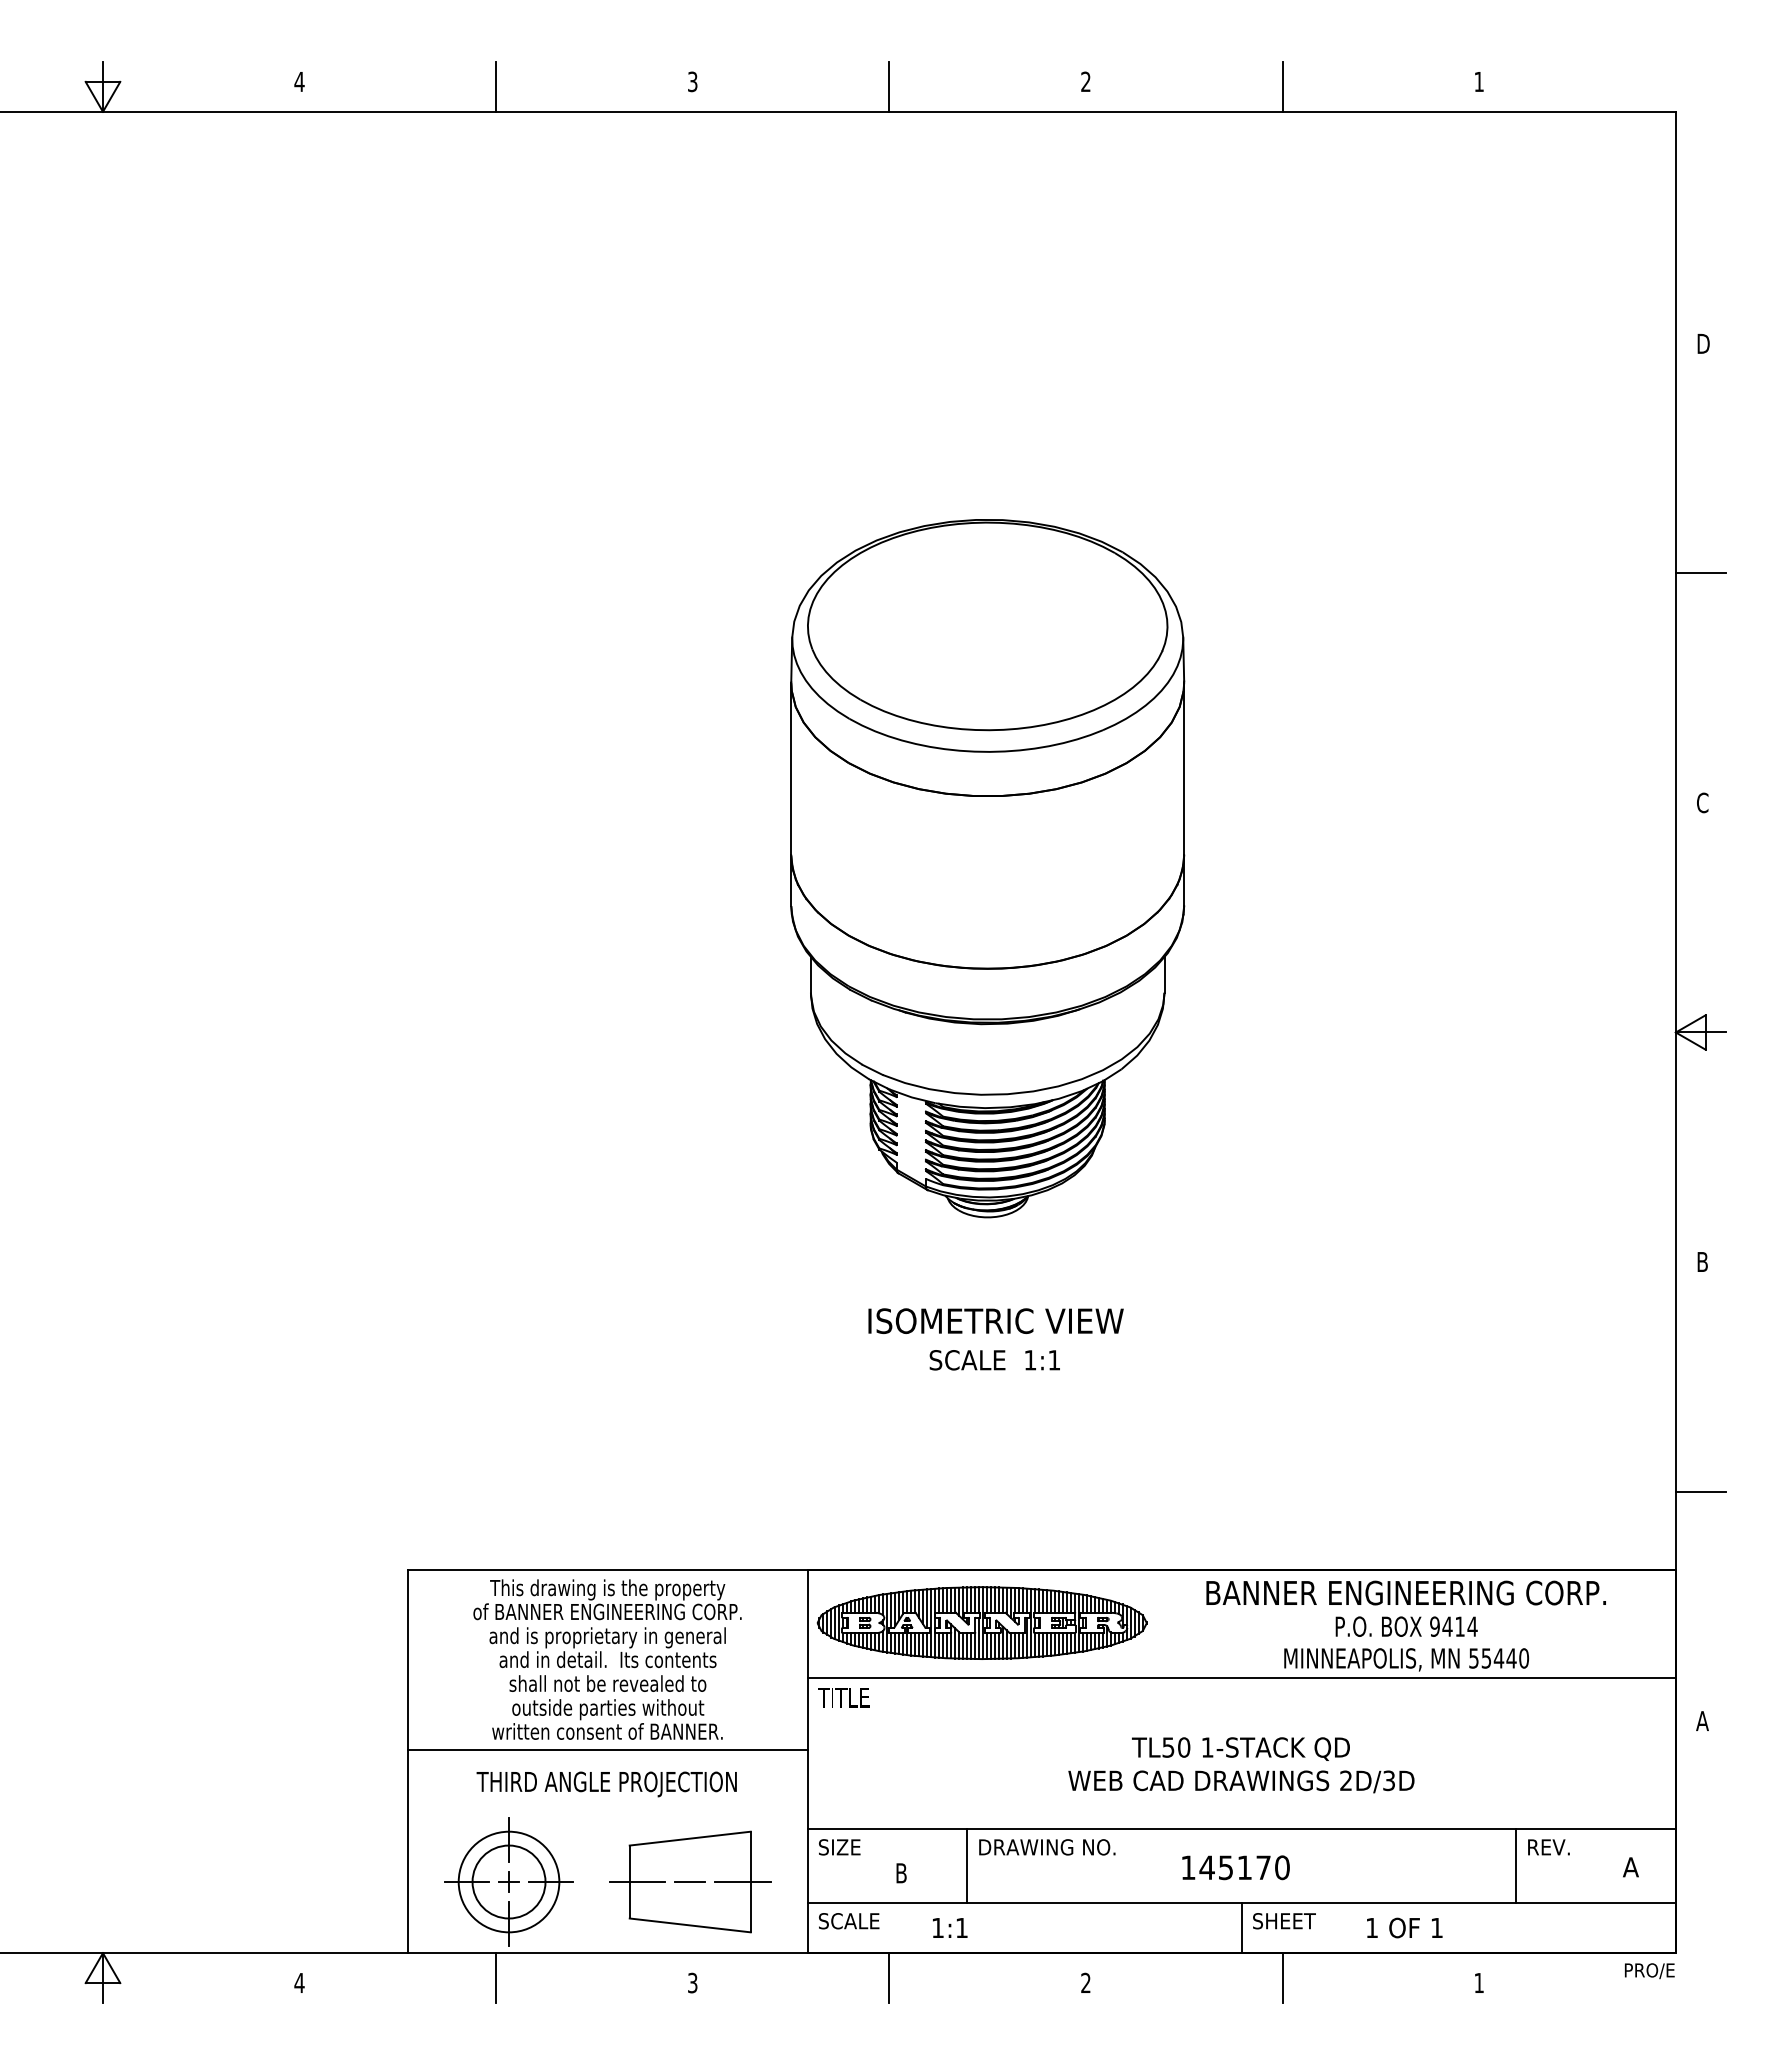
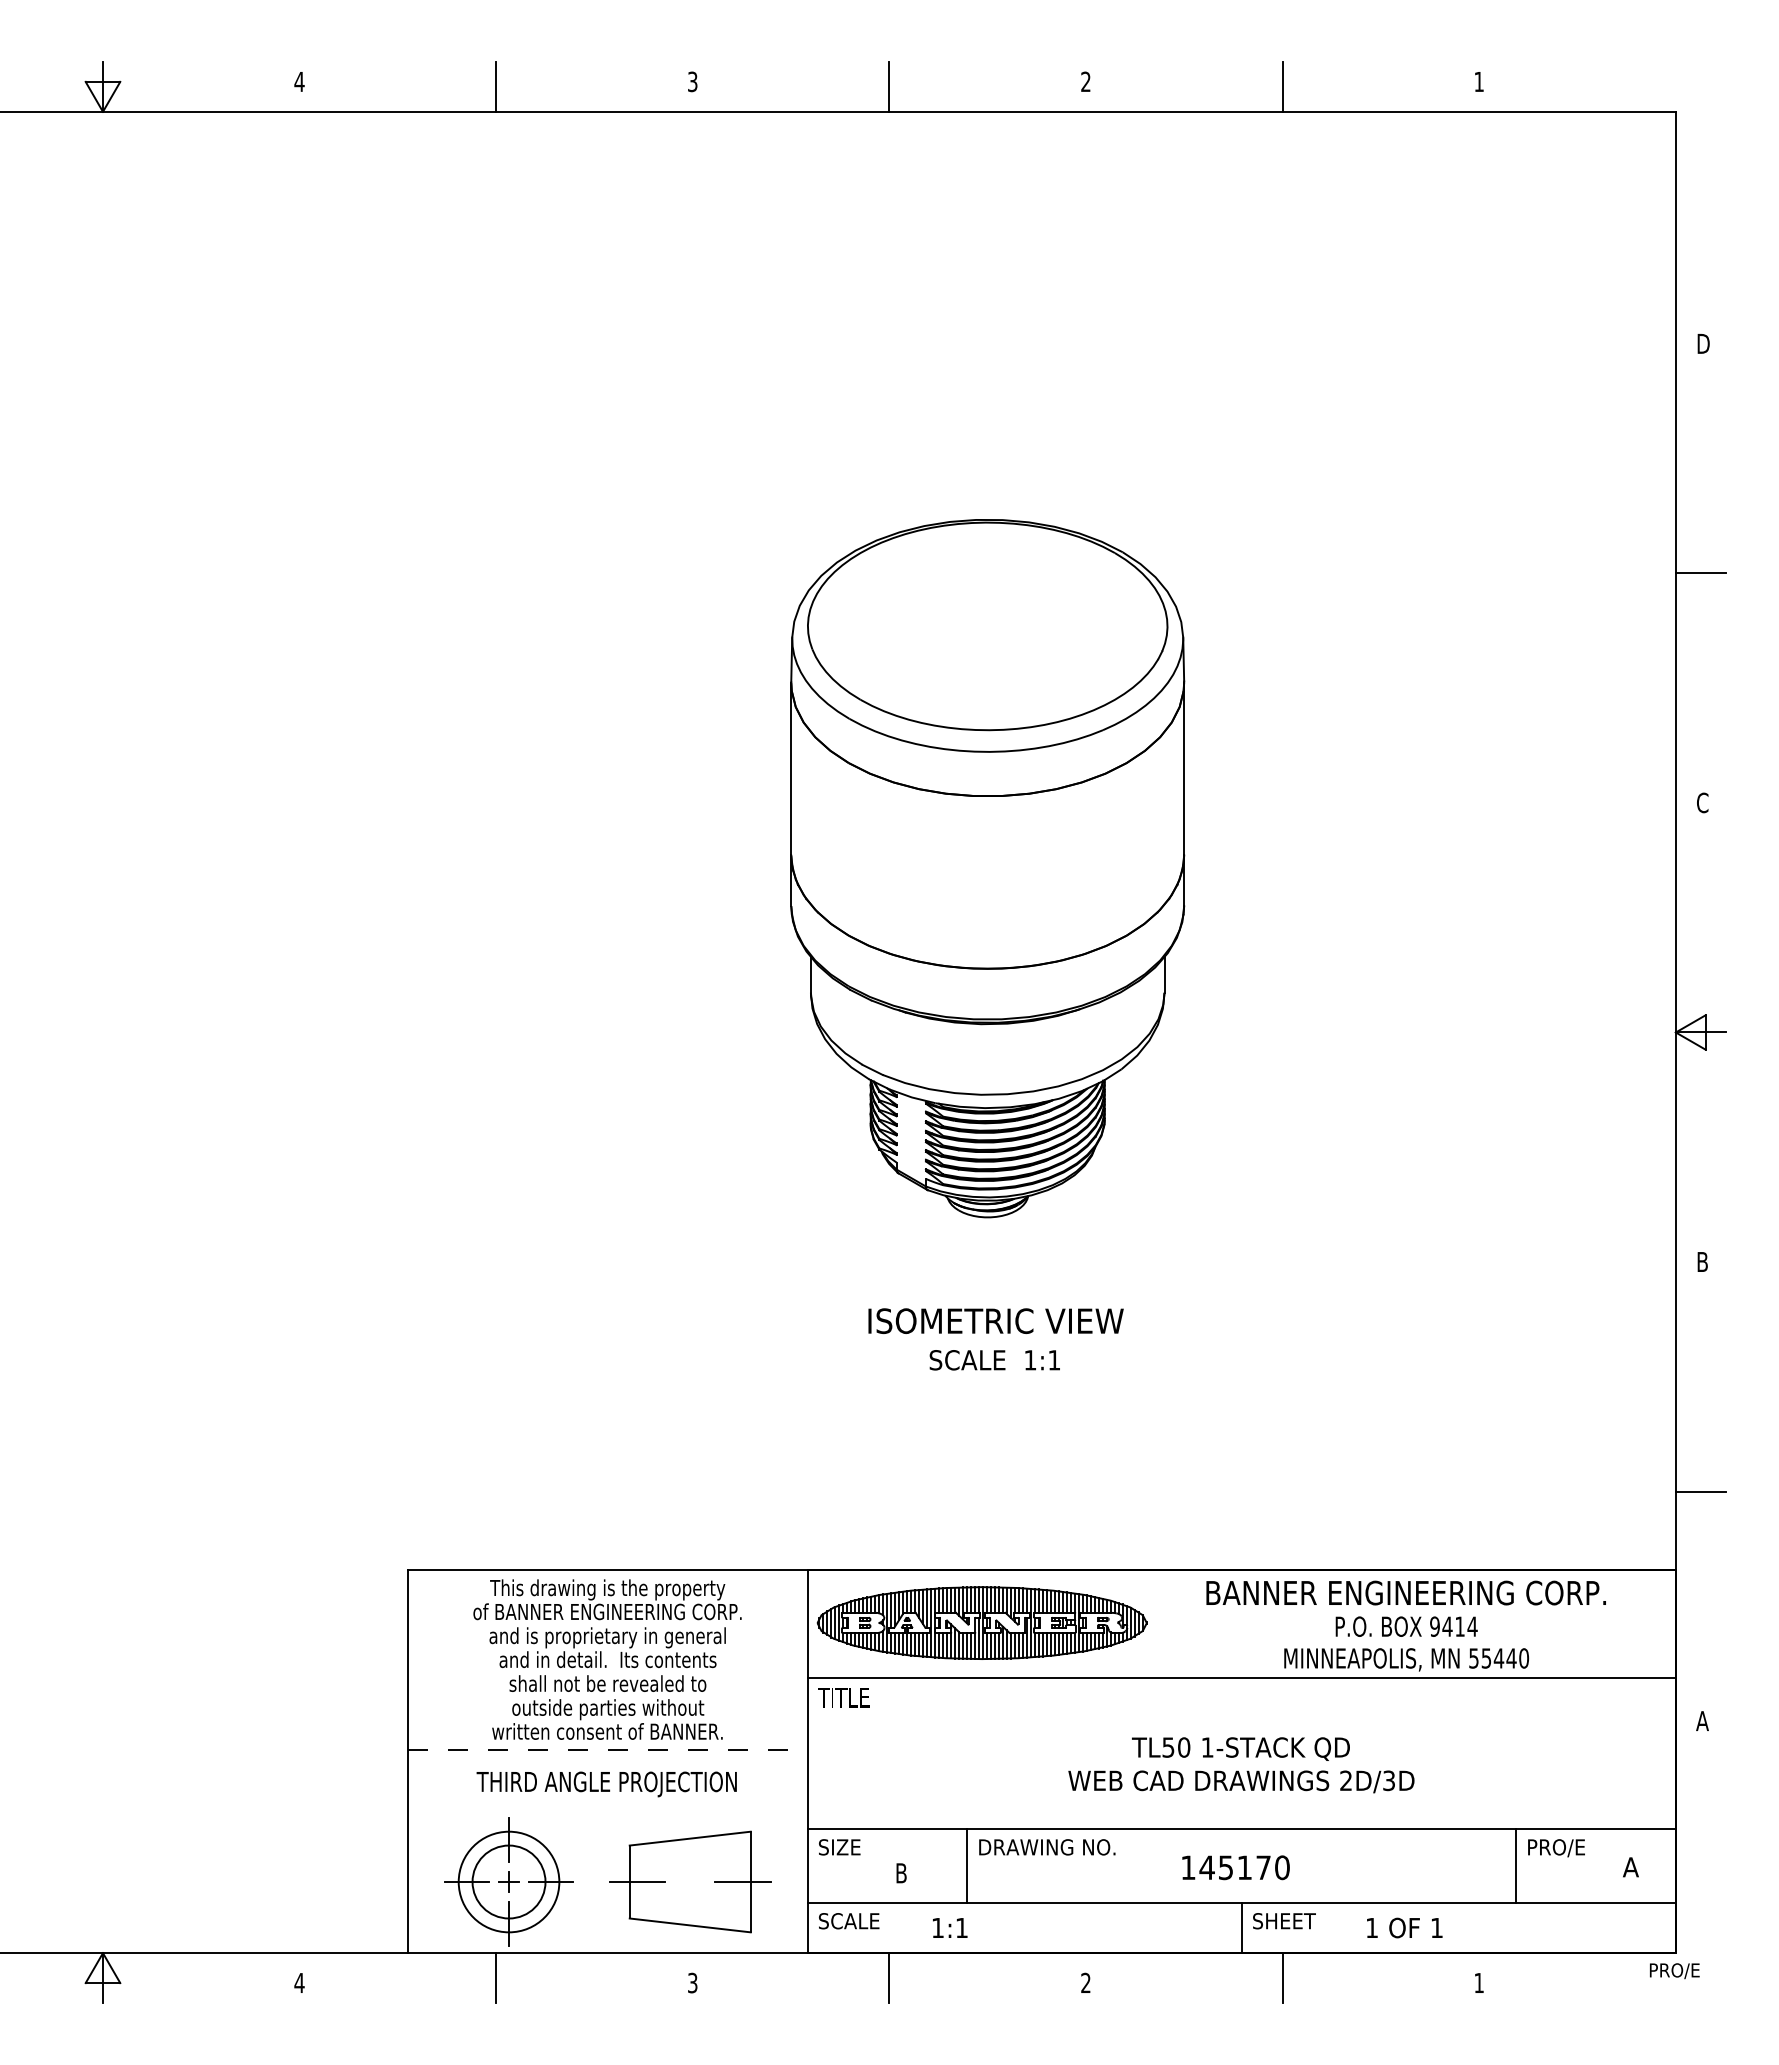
line: solid -> dashed (607, 1749)
text: REV. -> PRO/E (1557, 1848)
line: present -> none (690, 1882)
text position: (1649, 1971) -> (1674, 1971) (1674, 1971)
